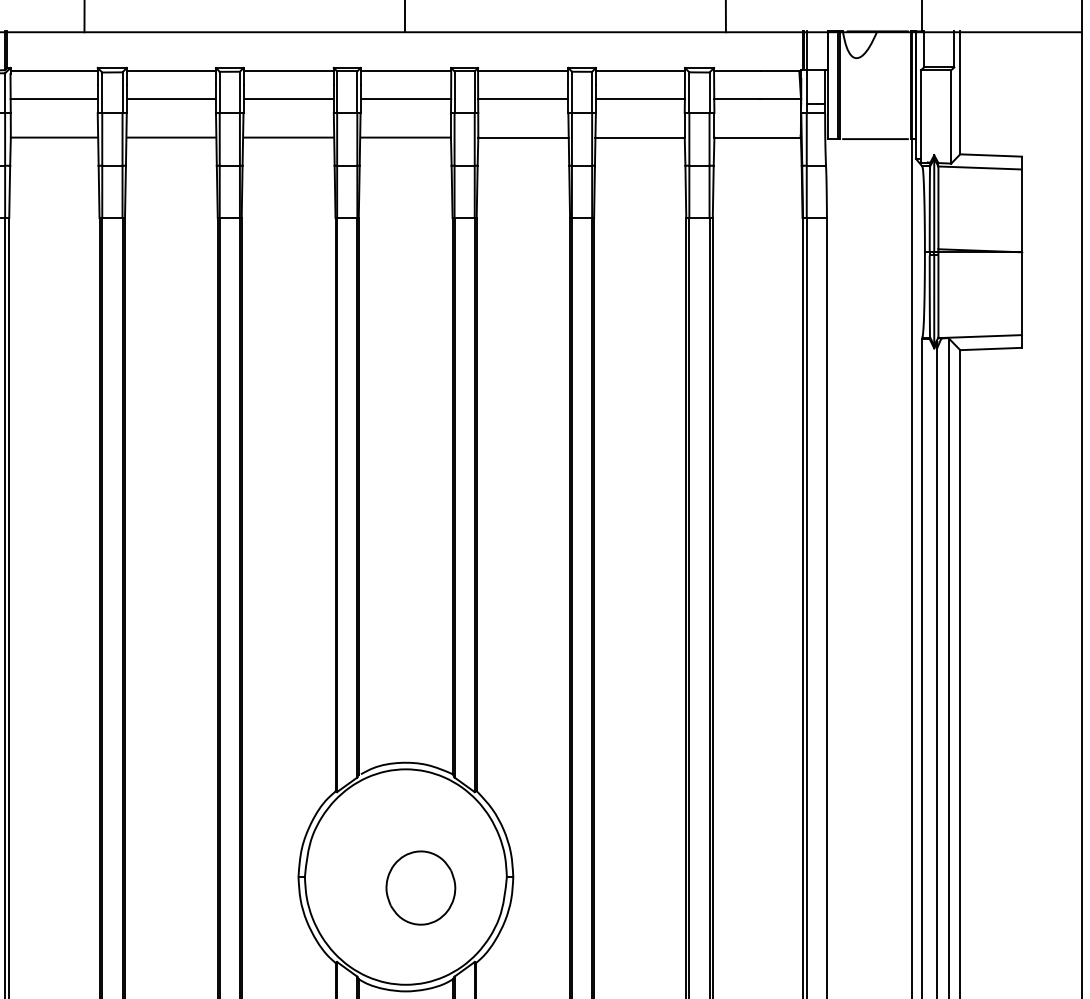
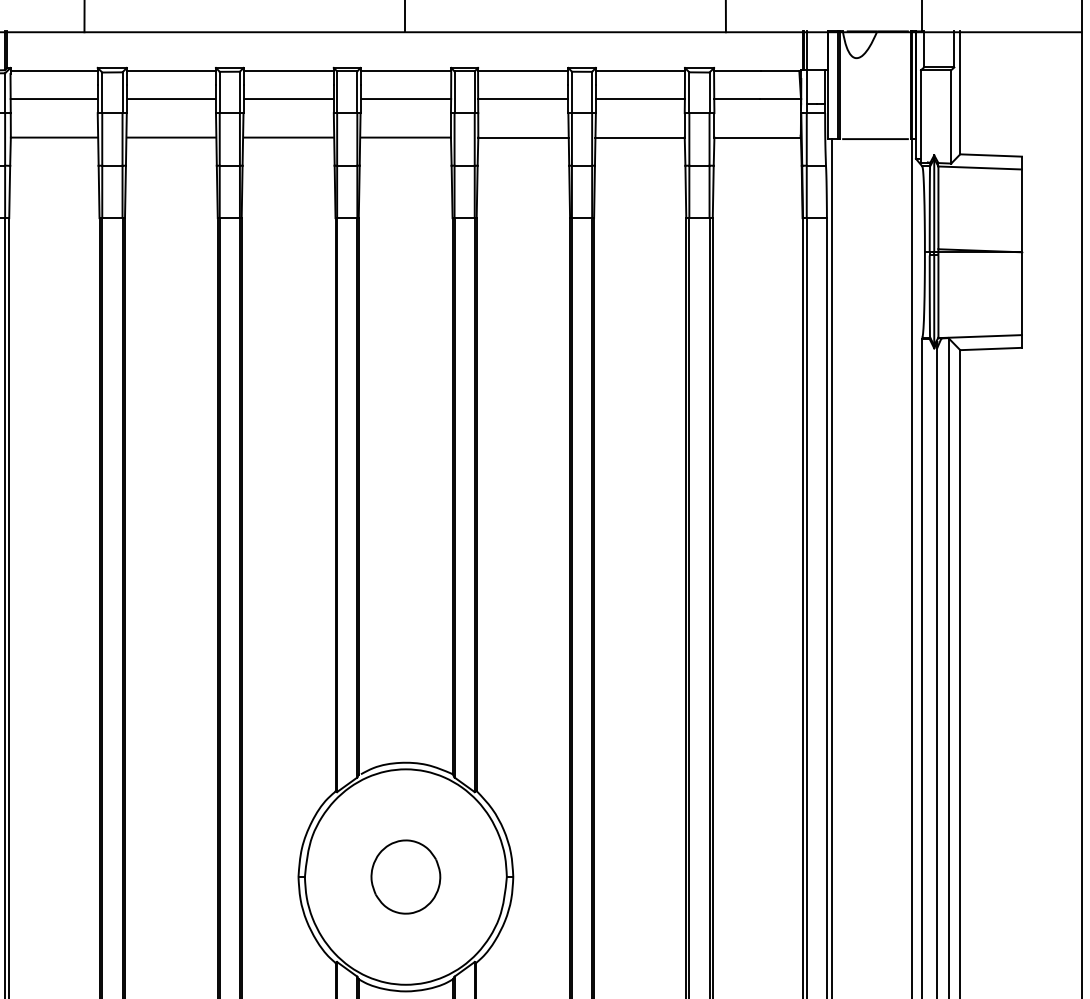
line: none -> present (831, 567)
part position: (420, 887) -> (405, 876) (405, 876)
